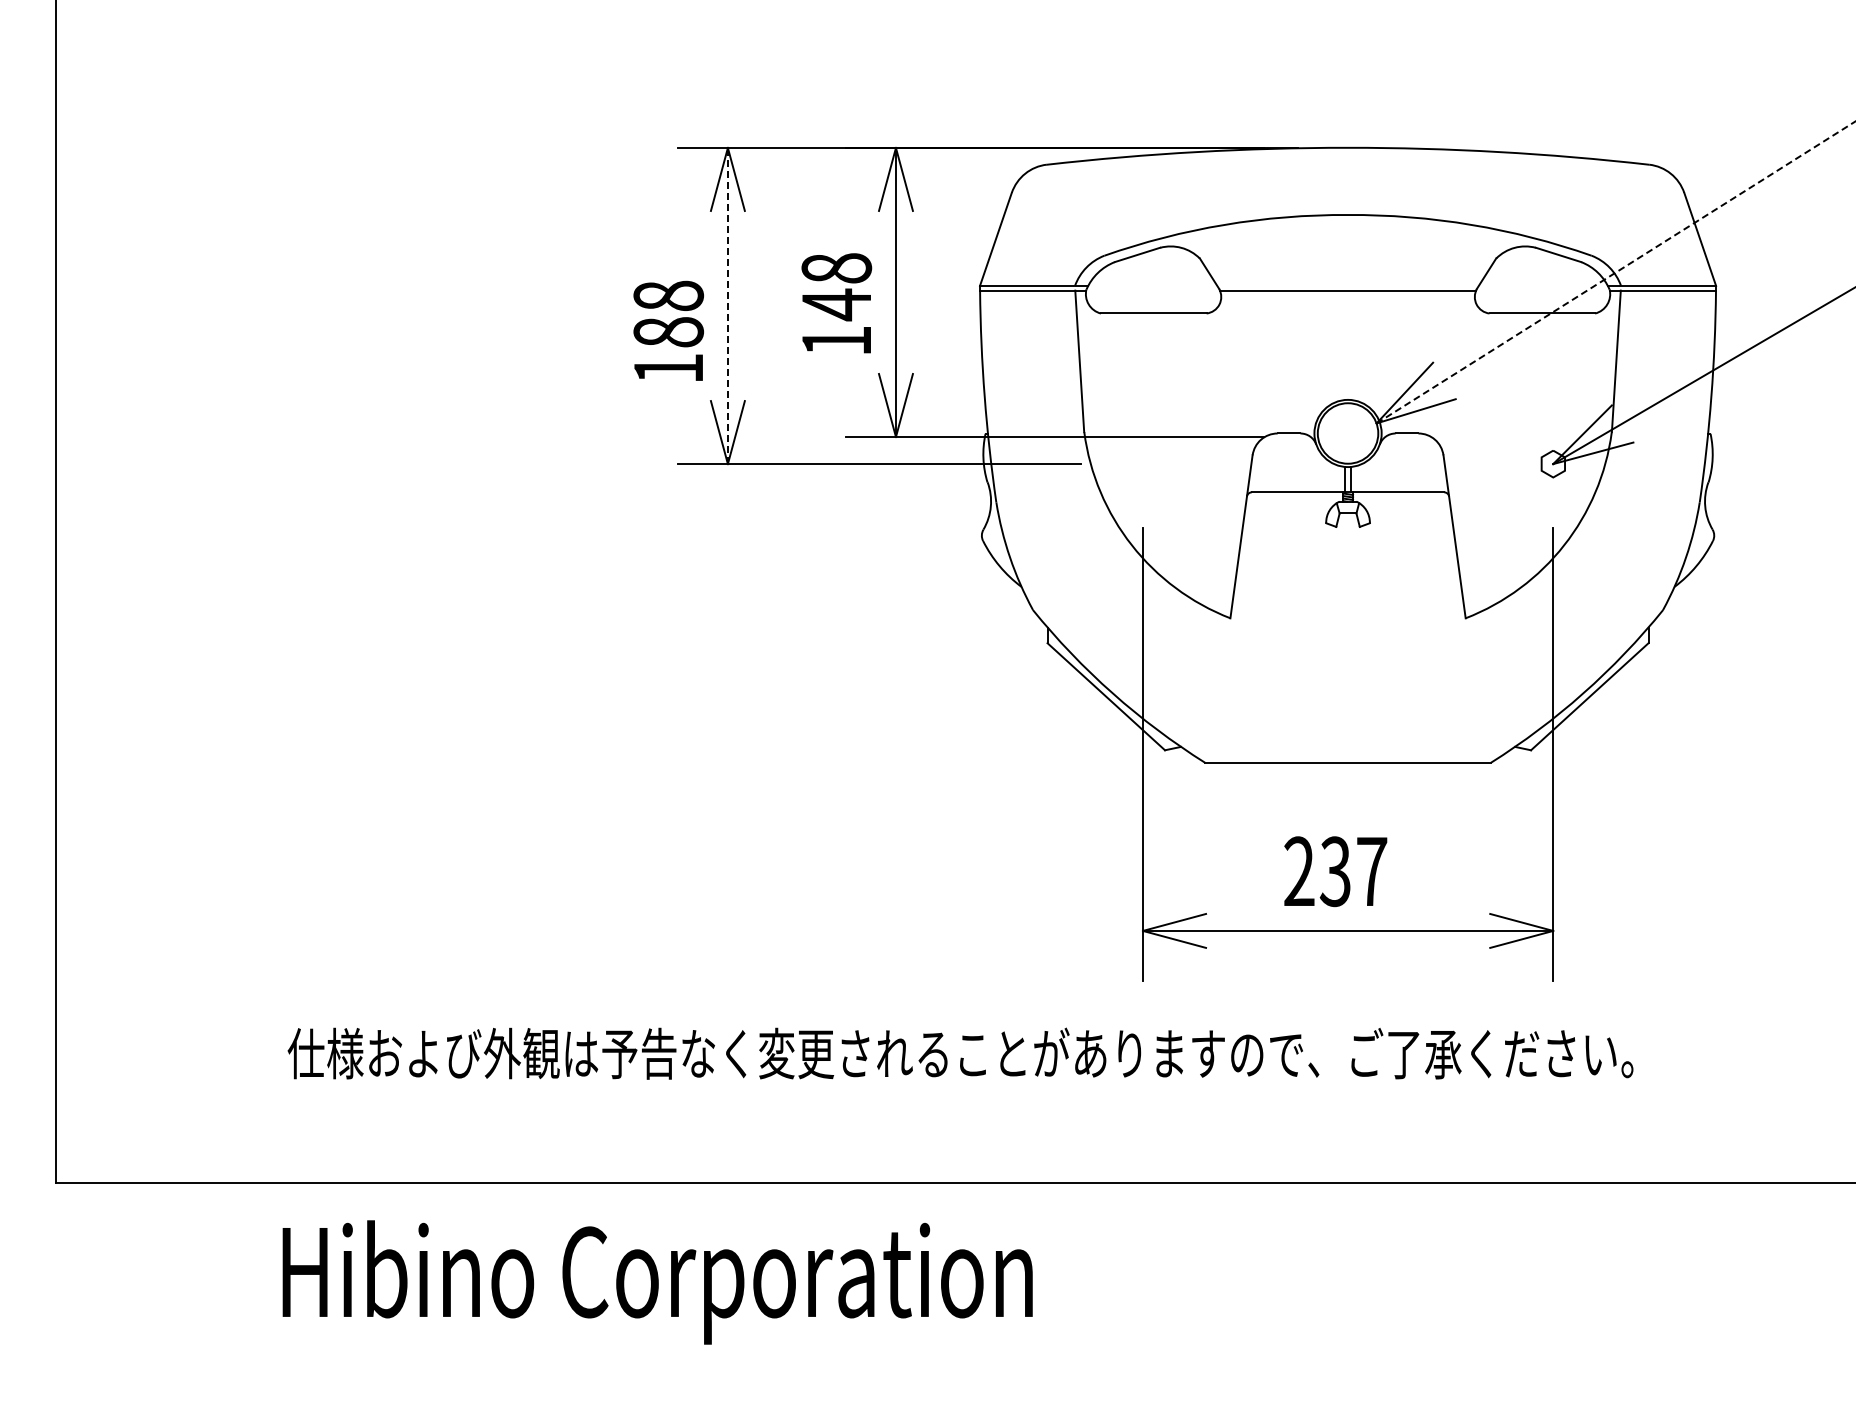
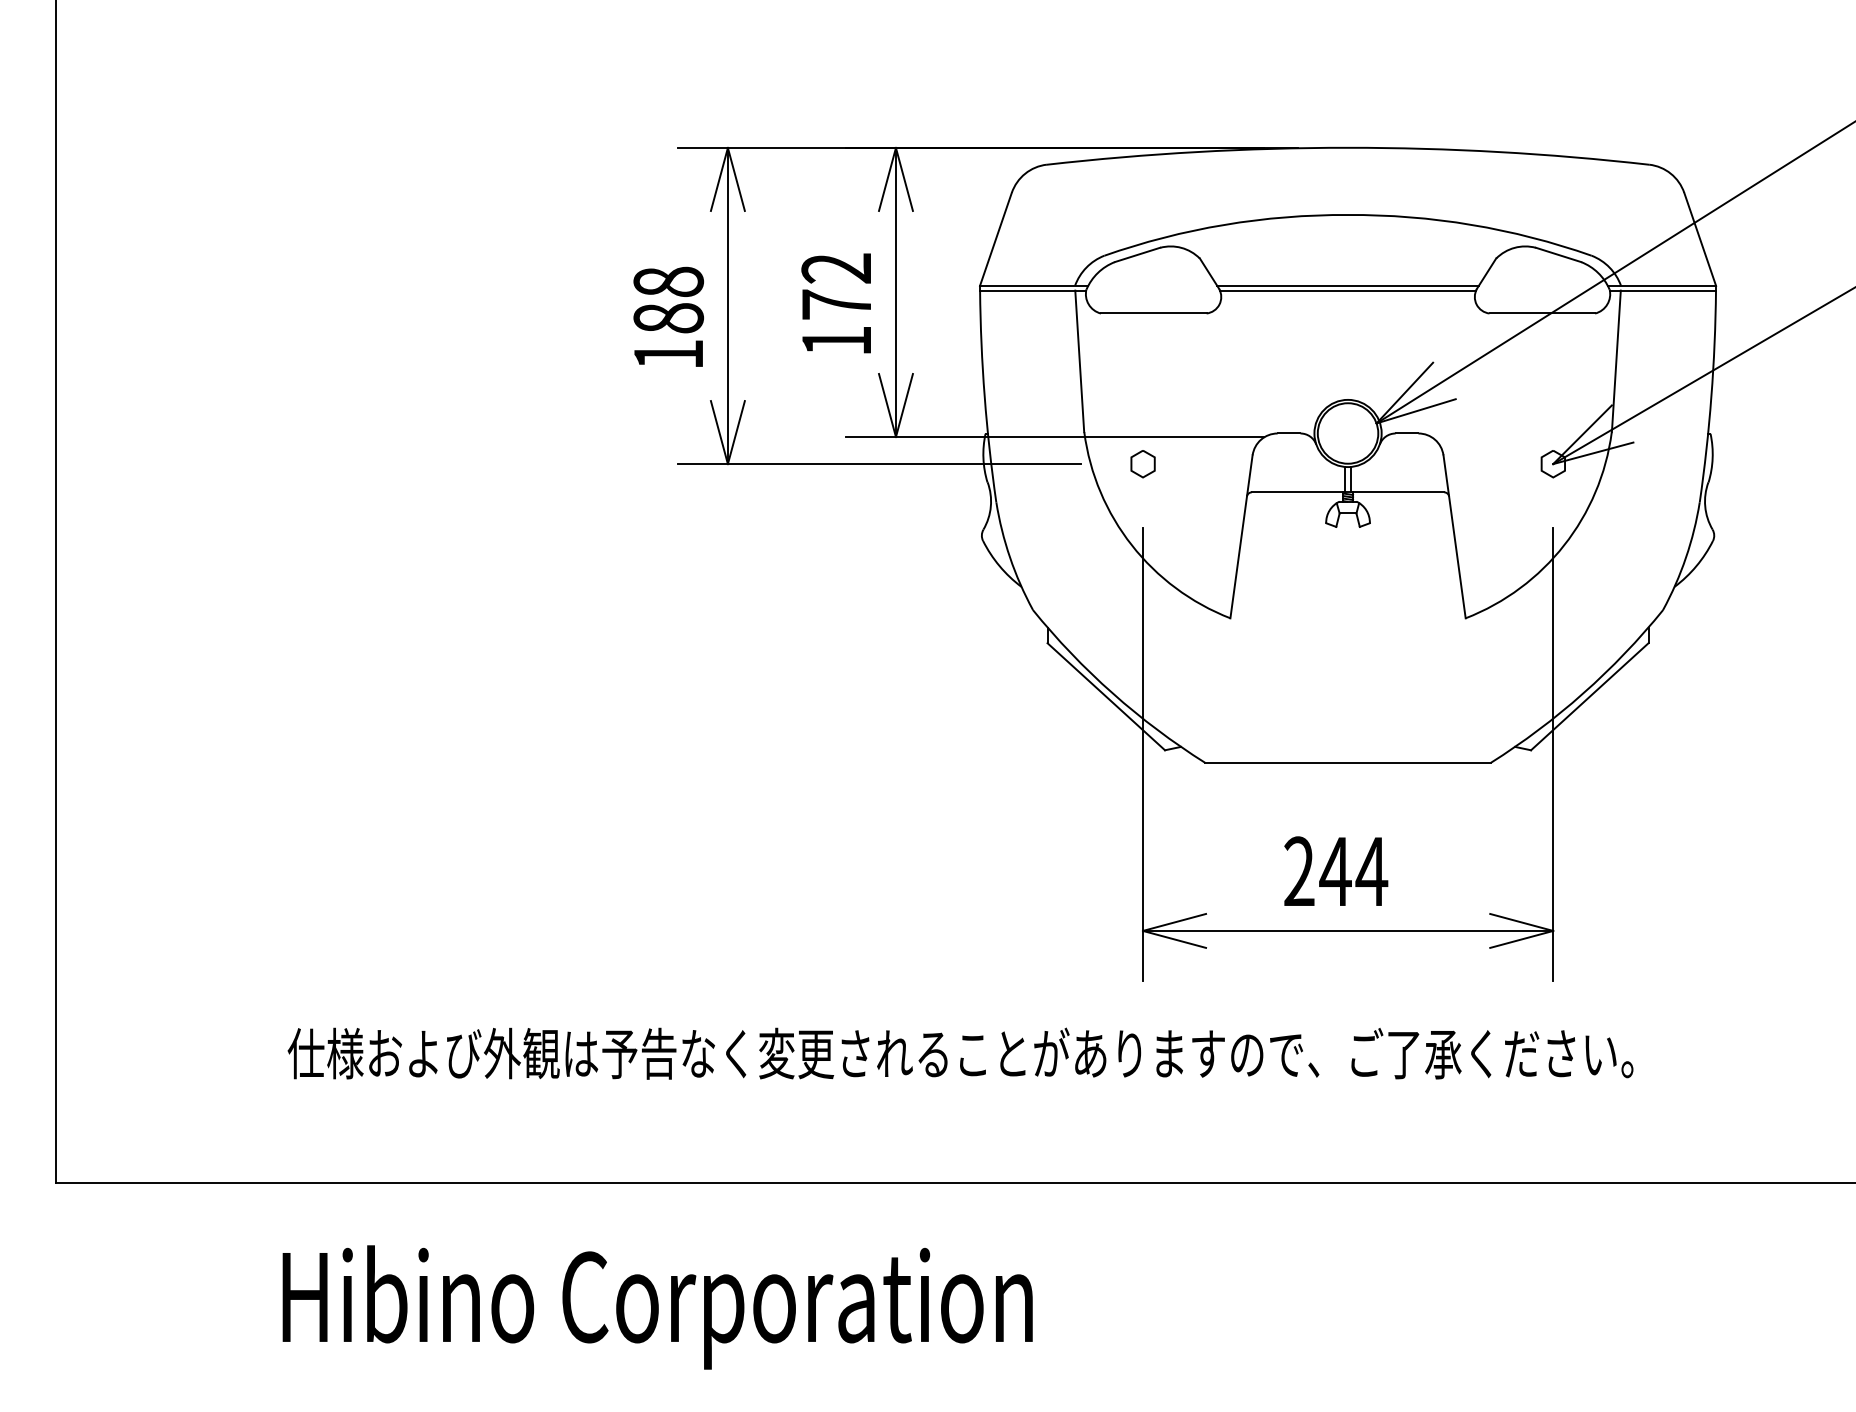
line: dashed -> solid (1615, 272)
line: none -> present (1347, 285)
text: 148 -> 172 (836, 287)
line: dashed -> solid (727, 305)
text position: (668, 330) -> (668, 316) (668, 316)
part: none -> present (1142, 464)
text: 237 -> 244 (1353, 871)
text position: (657, 1282) -> (657, 1307) (657, 1307)
